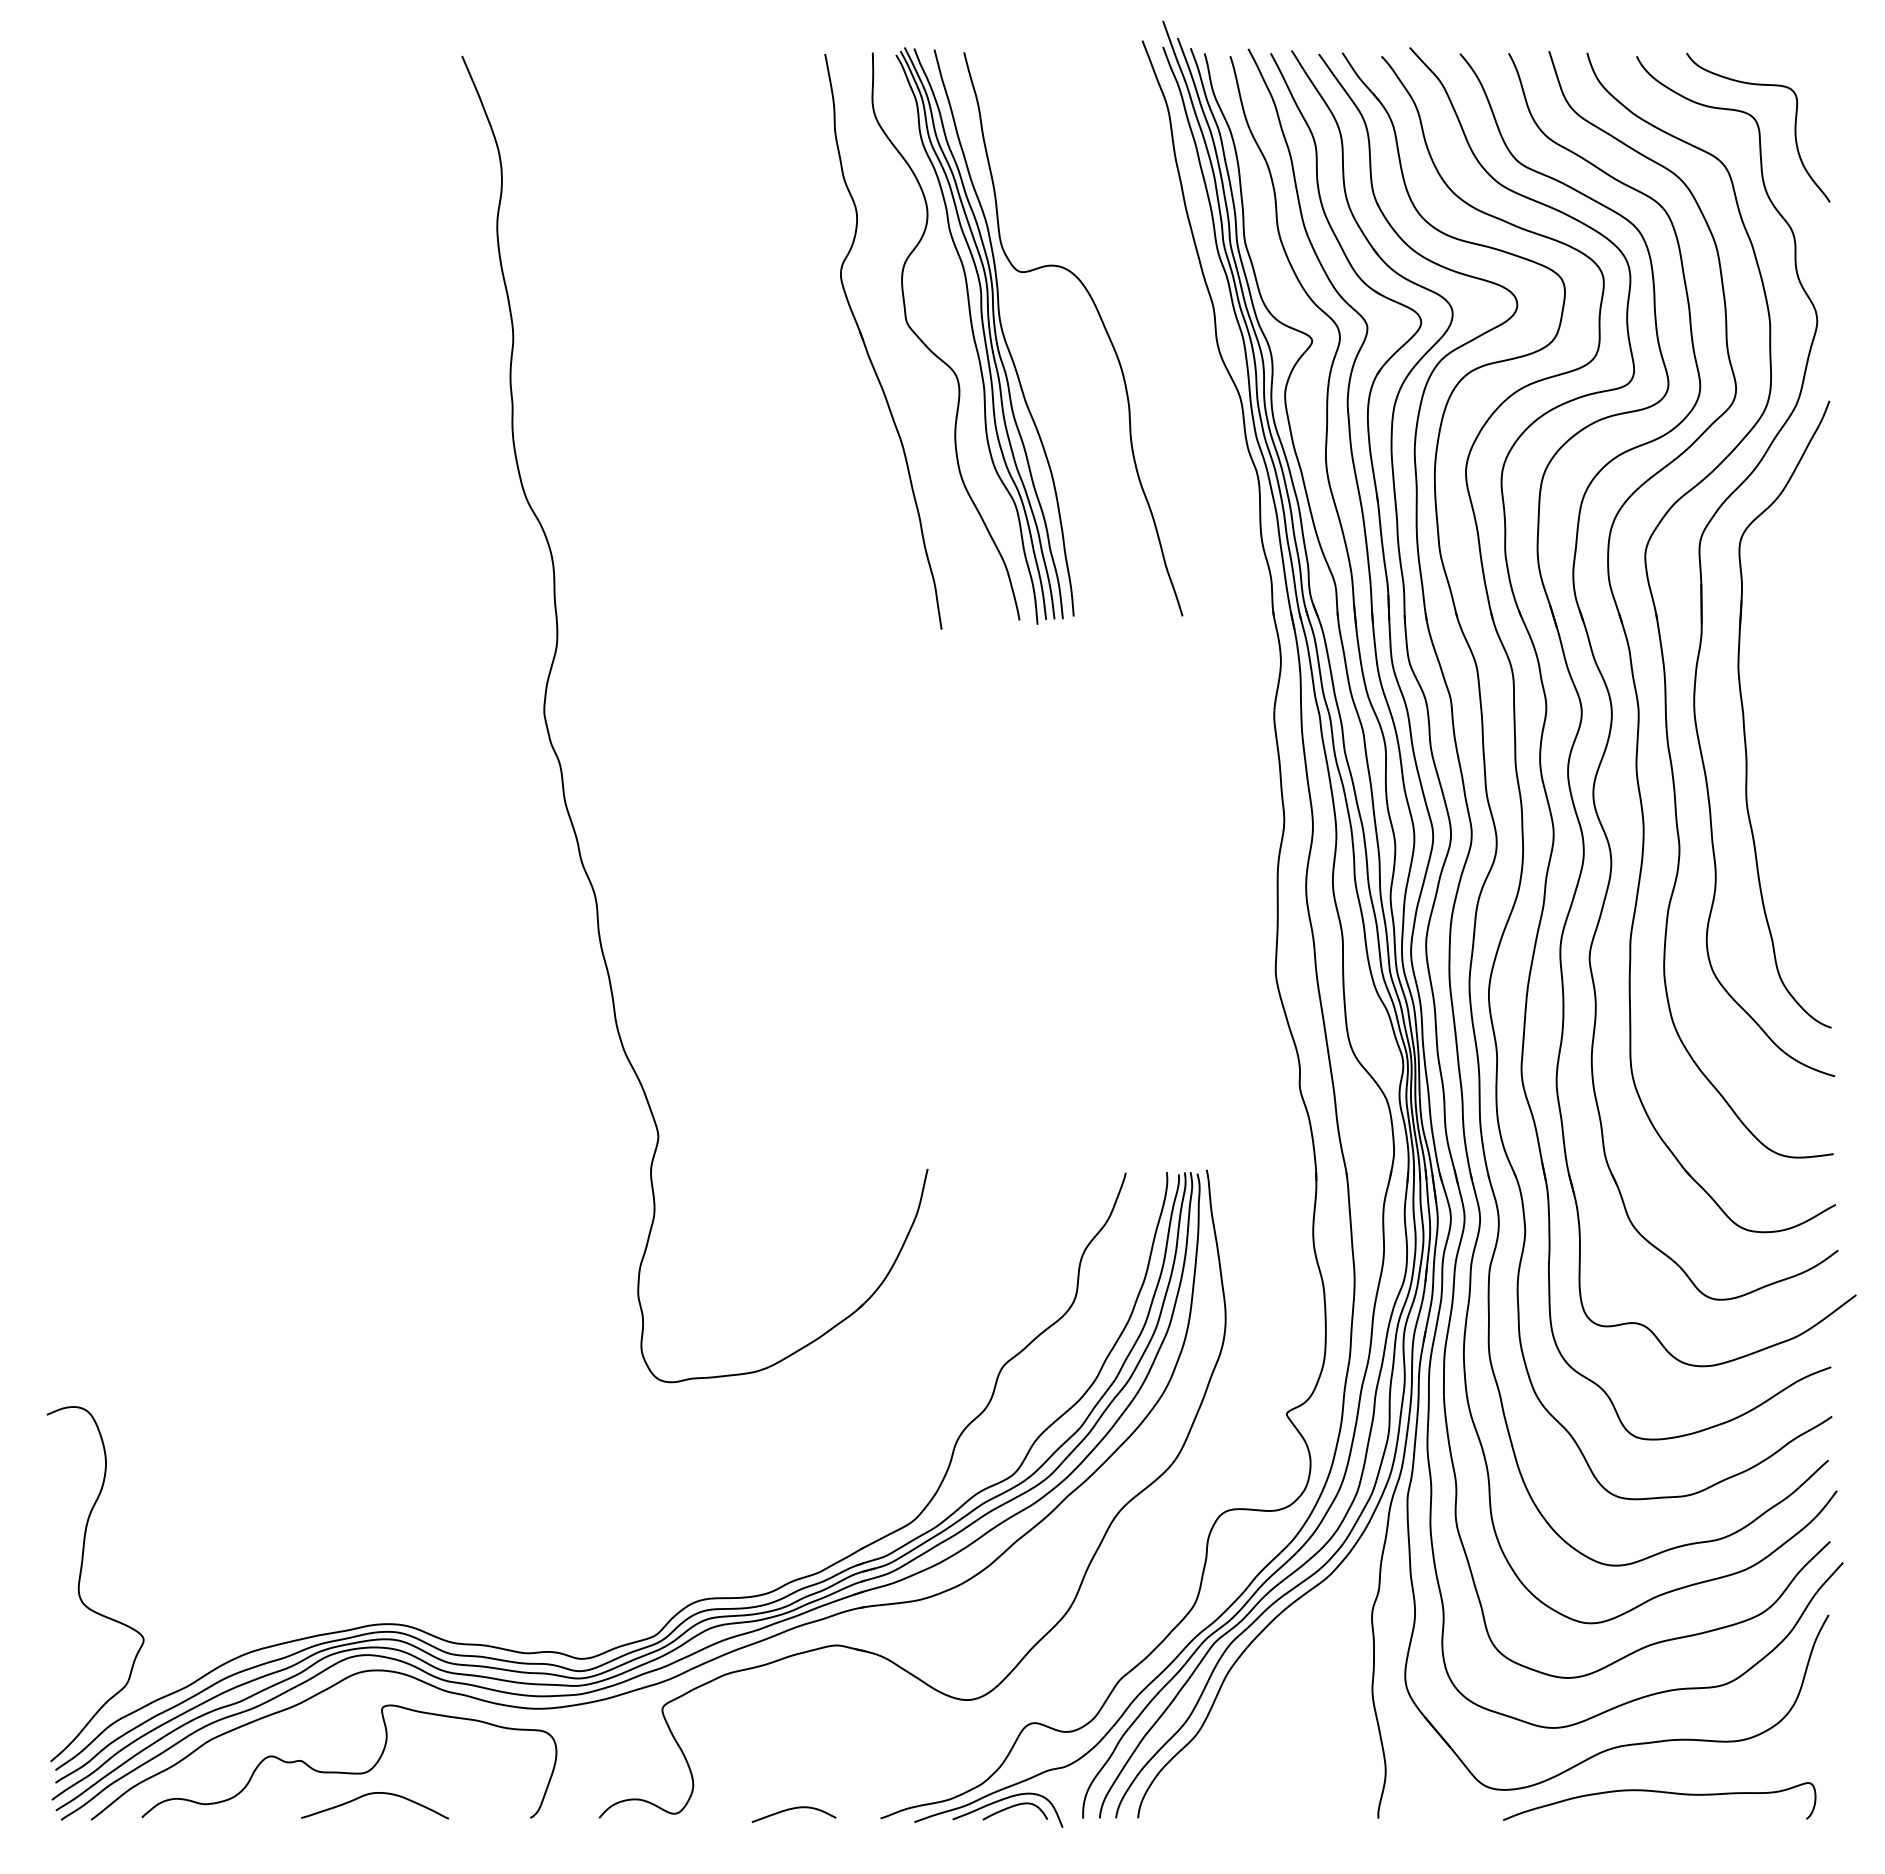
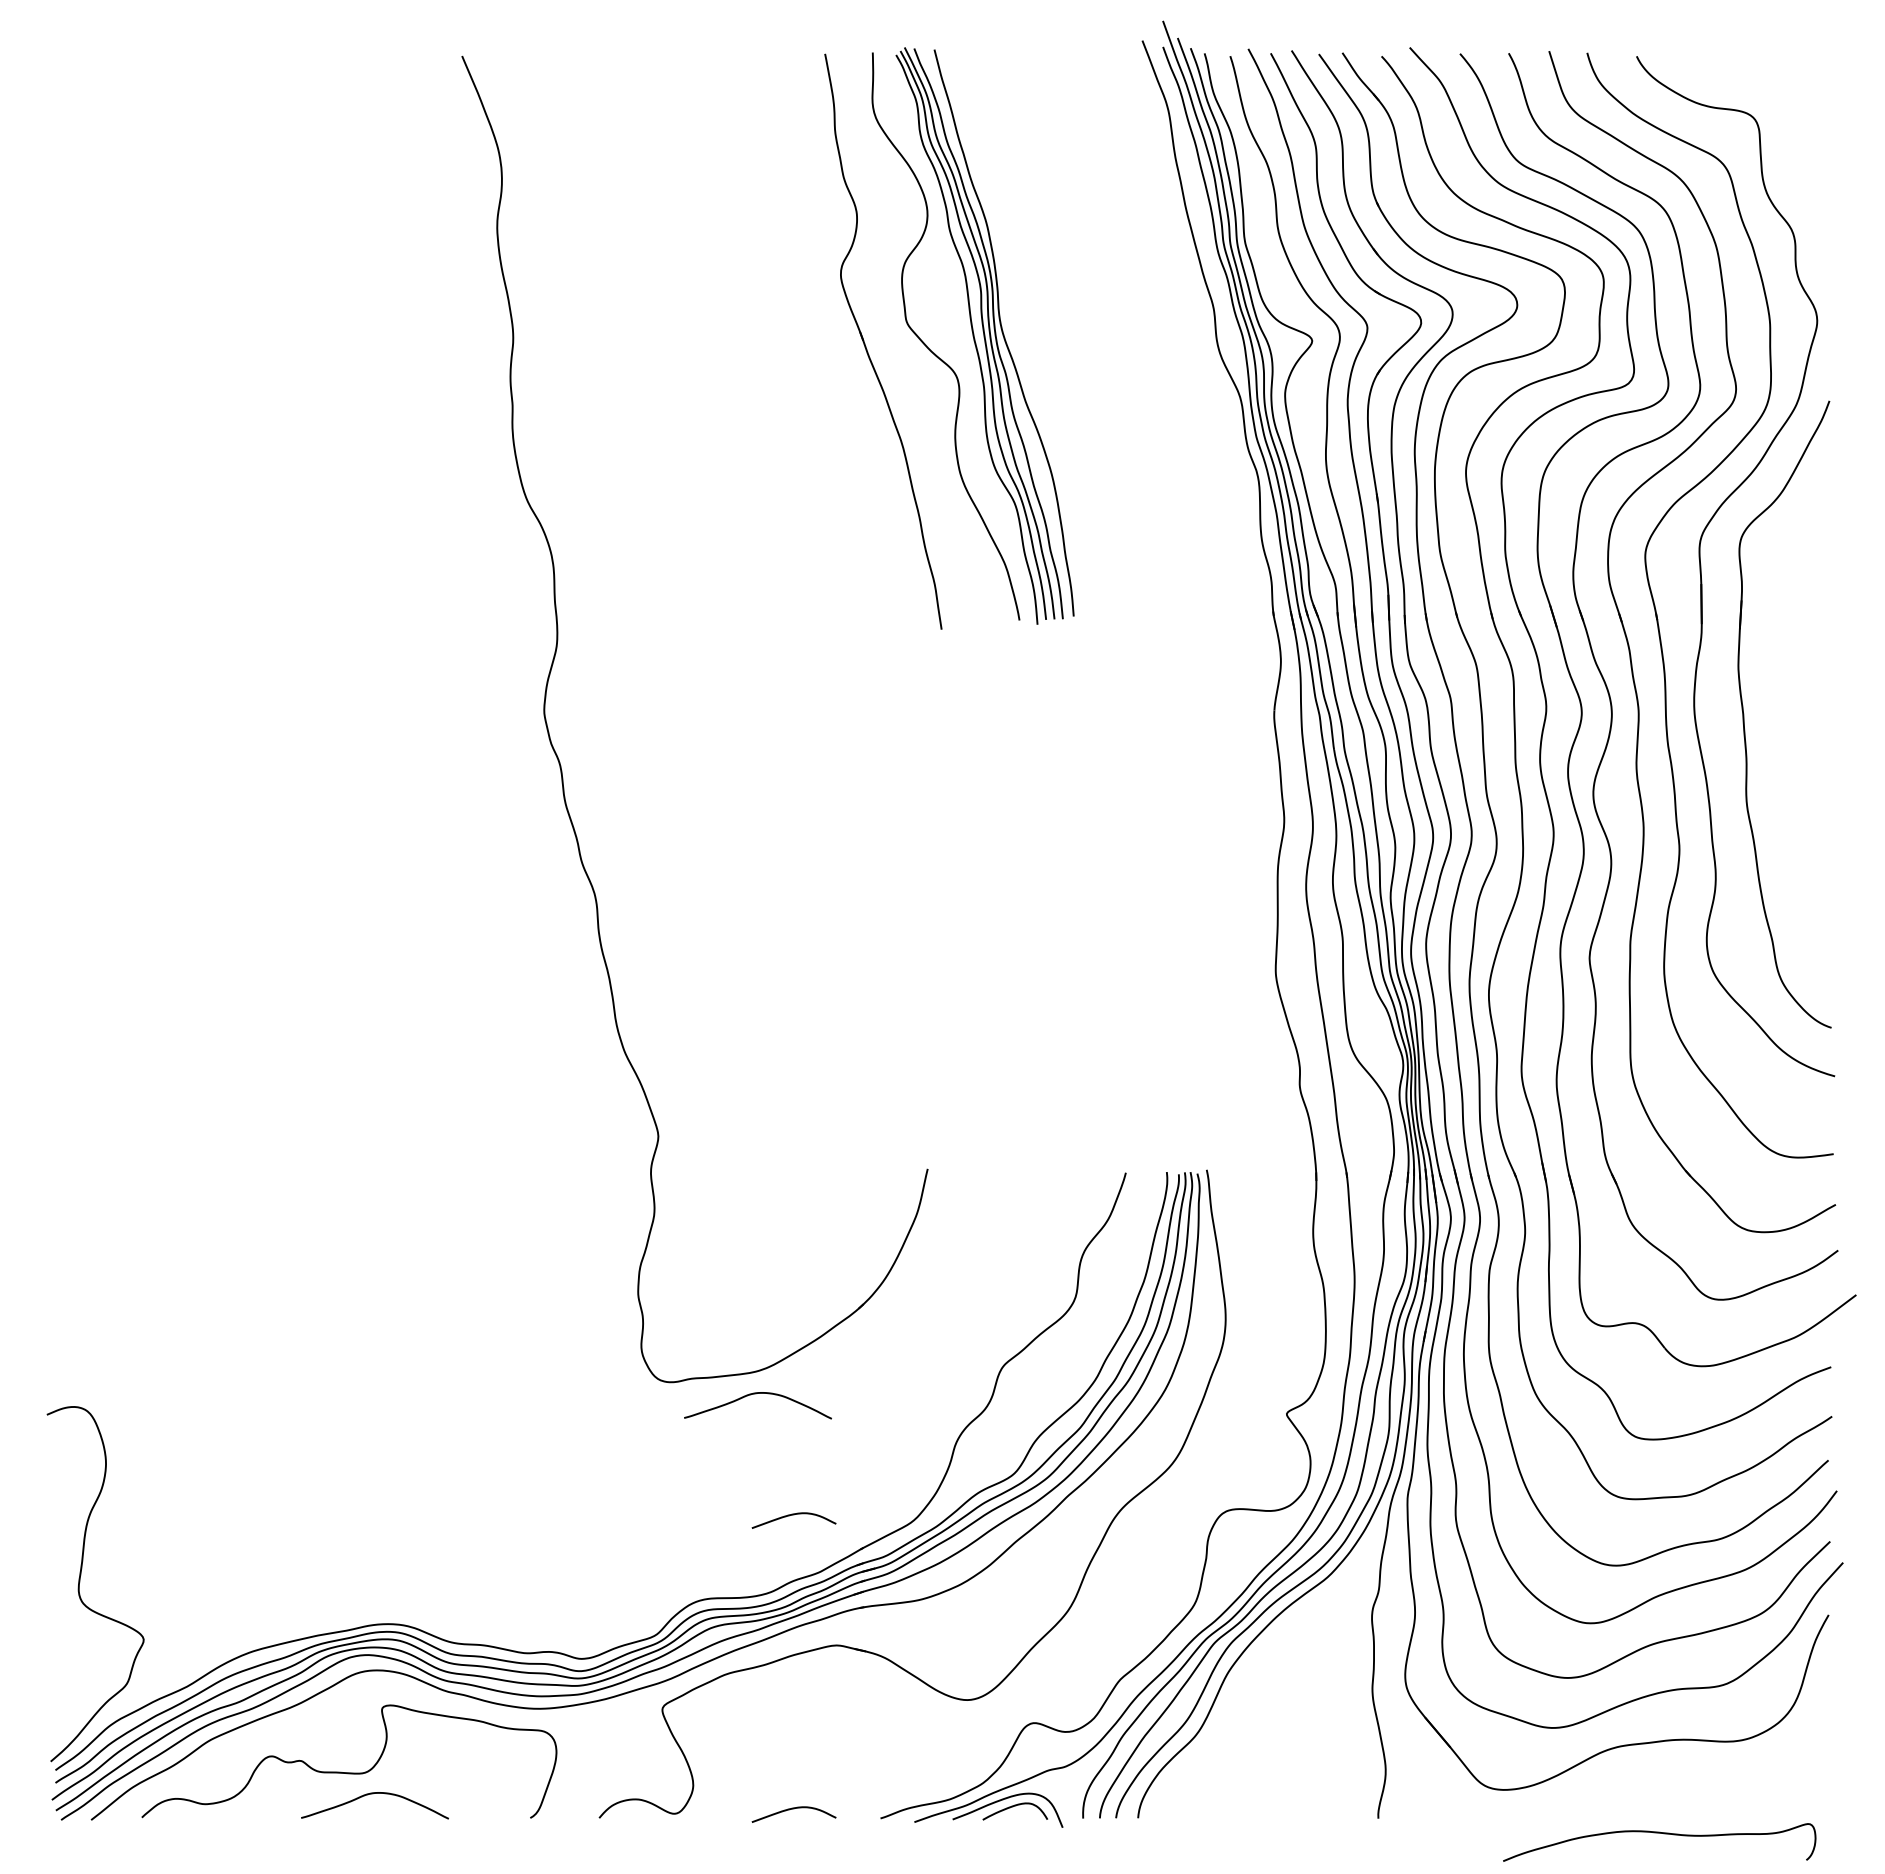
curve: present -> none (1794, 127)
curve: present -> none (1100, 320)
curve: none -> present (756, 1394)
curve: none -> present (793, 1515)
curve position: (1663, 1793) -> (1663, 1834) (1663, 1834)
